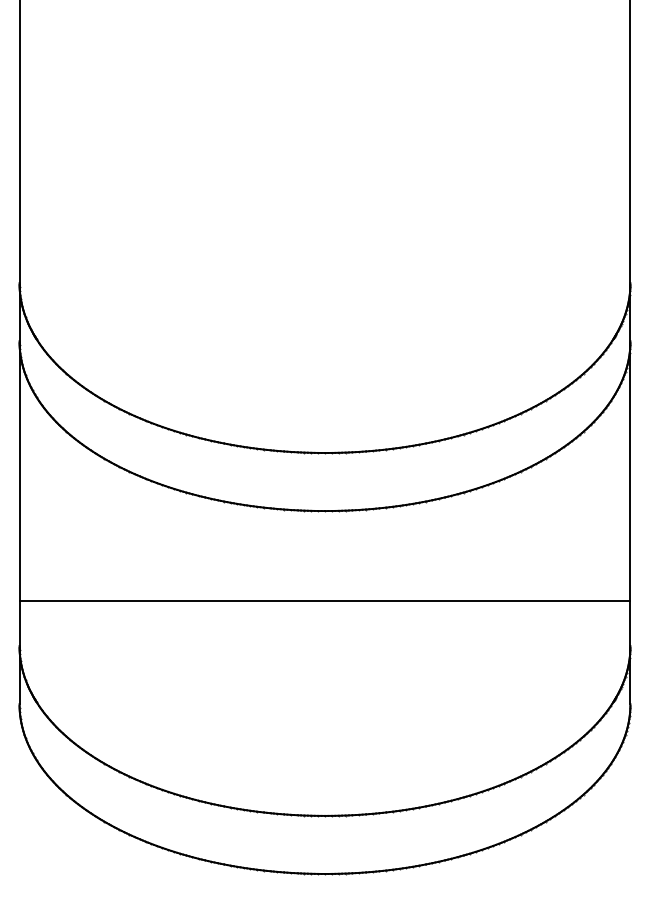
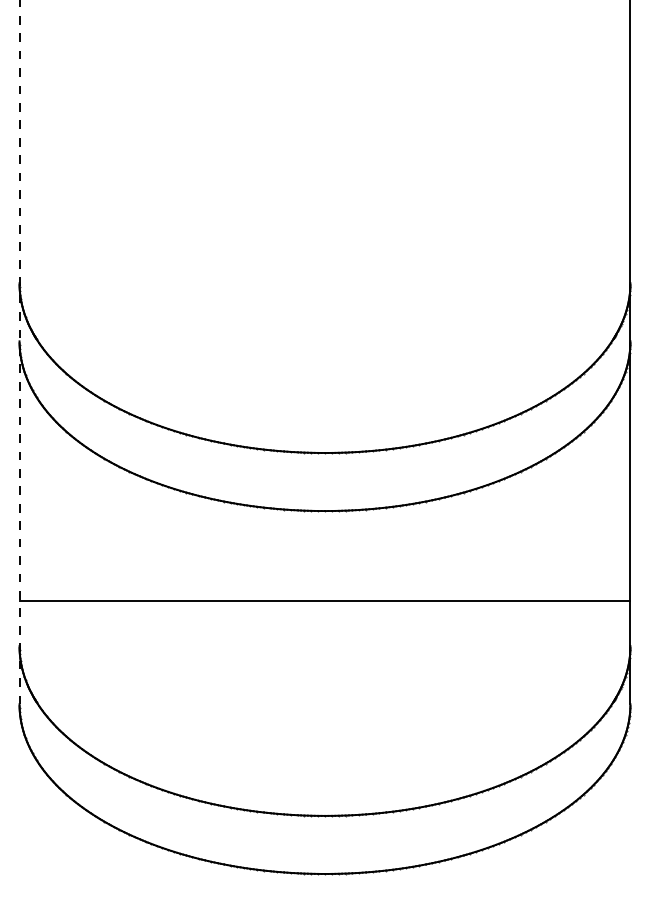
line: solid -> dashed (19, 352)
